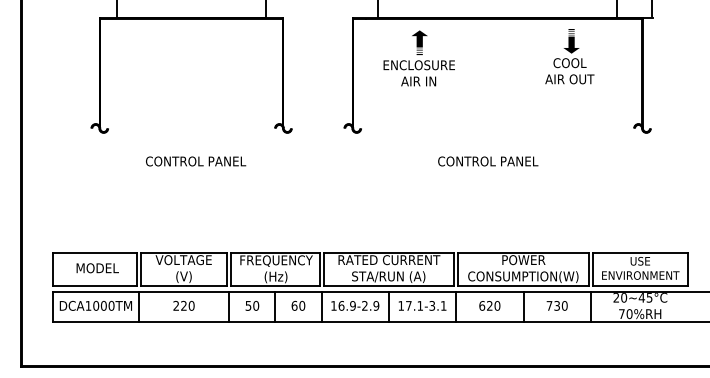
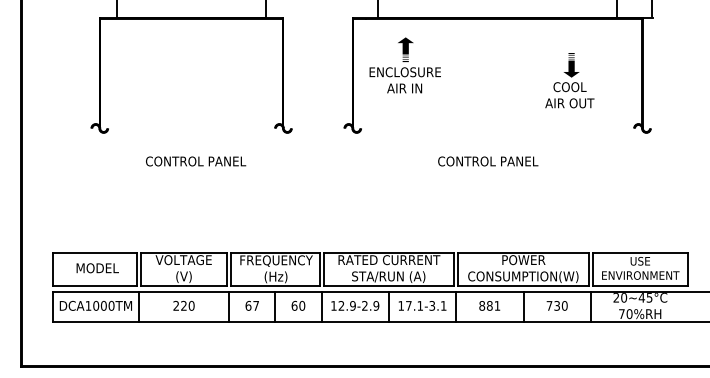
text position: (569, 56) -> (569, 80) (569, 80)
text position: (418, 58) -> (404, 65) (404, 65)
text: 50 -> 67 (252, 305)
text: 16.9-2.9 -> 12.9-2.9 (341, 305)
text: 620 -> 881 (489, 305)
